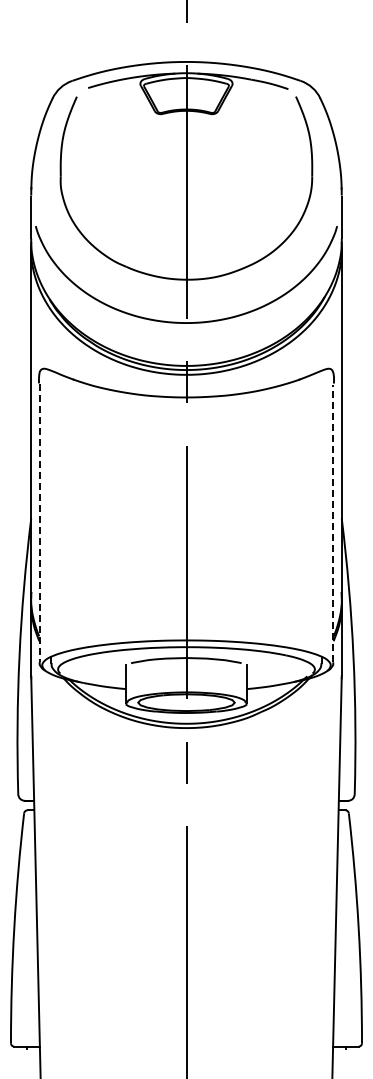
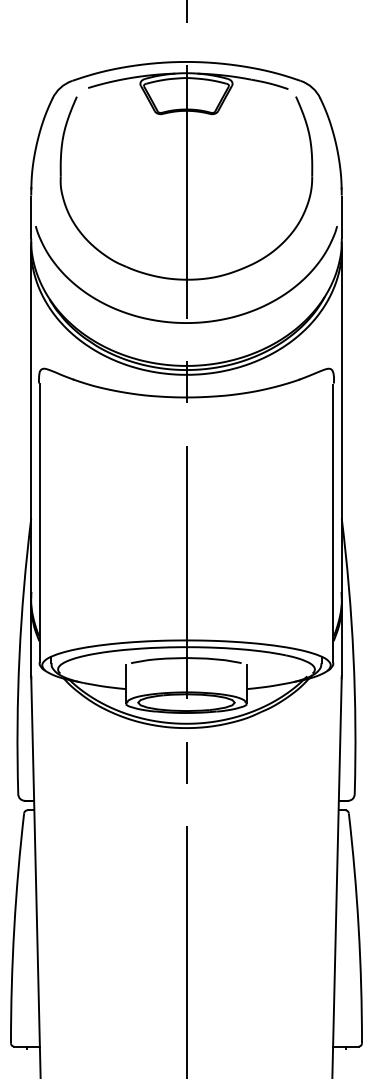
line: dashed -> solid (39, 523)
line: dashed -> solid (333, 523)
